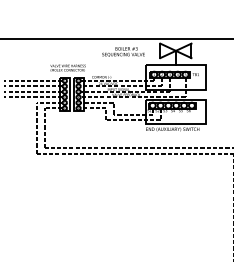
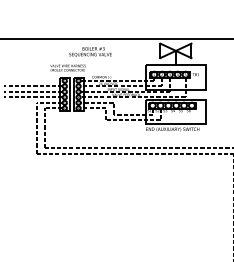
text position: (123, 51) -> (90, 51) (90, 51)
line: present -> none (32, 80)
